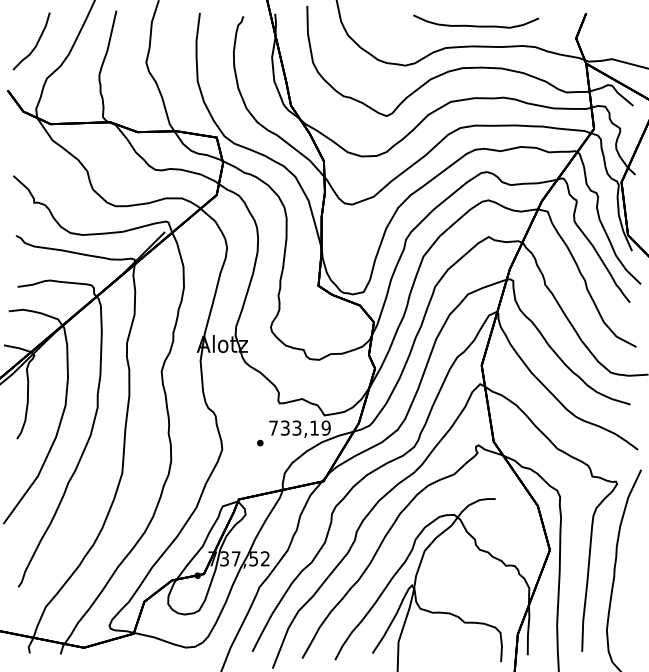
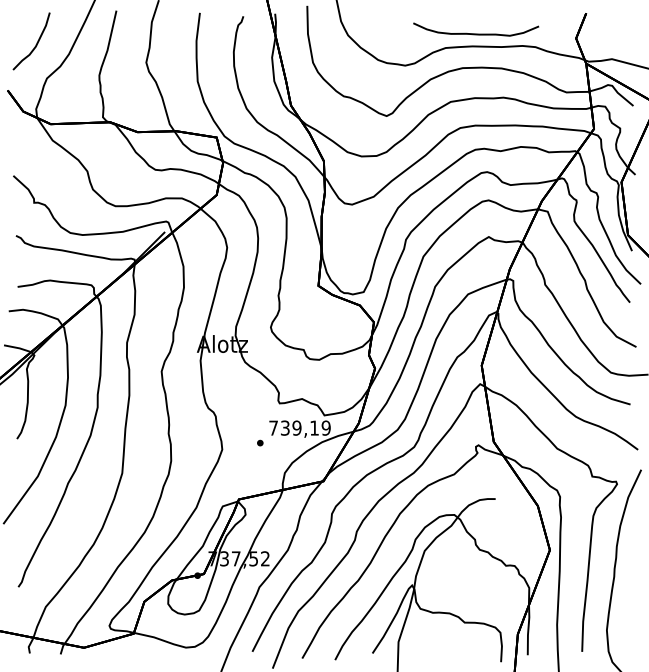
curve position: (476, 25) -> (476, 33) (476, 33)
text: 733,19 -> 739,19 (296, 427)
